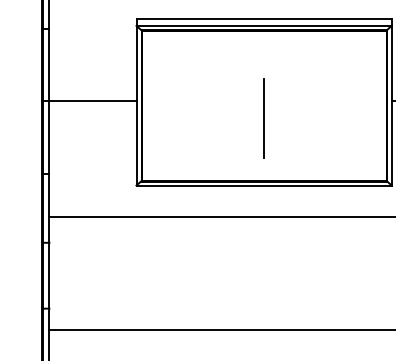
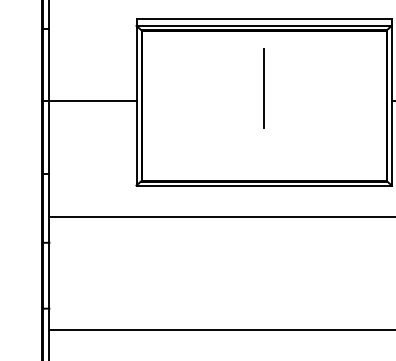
line position: (263, 118) -> (263, 88) (263, 88)
